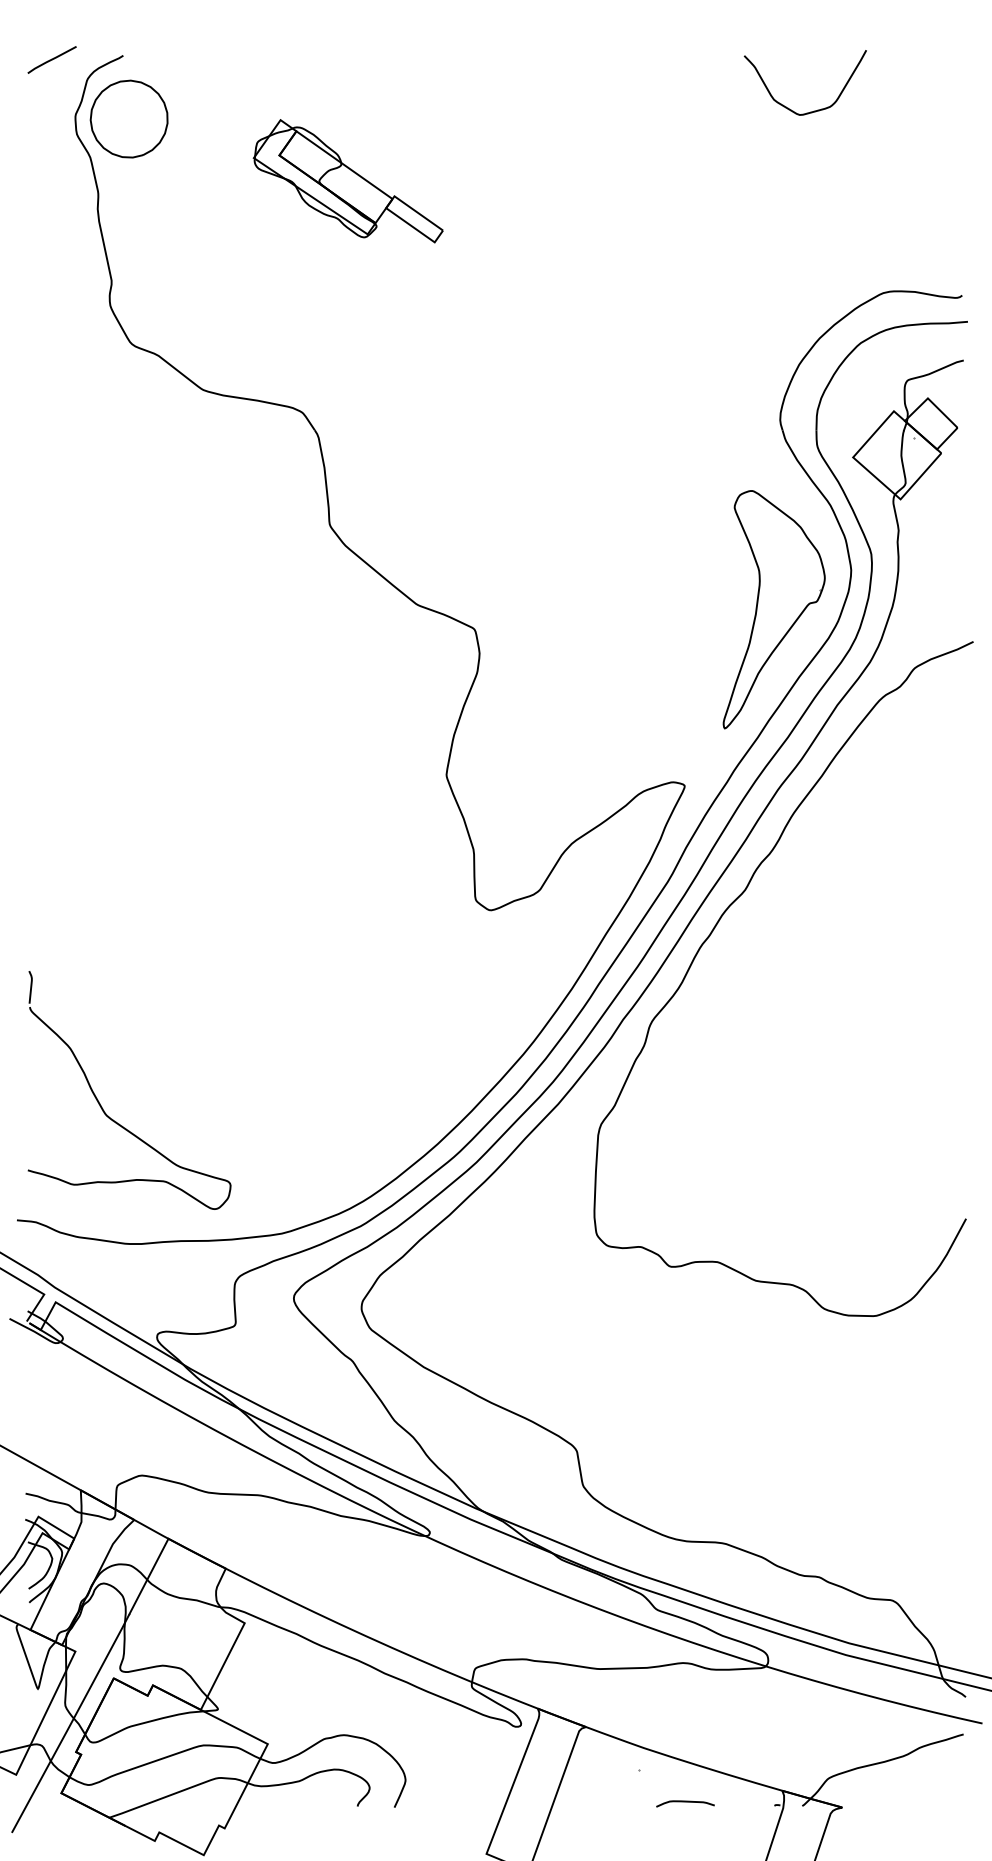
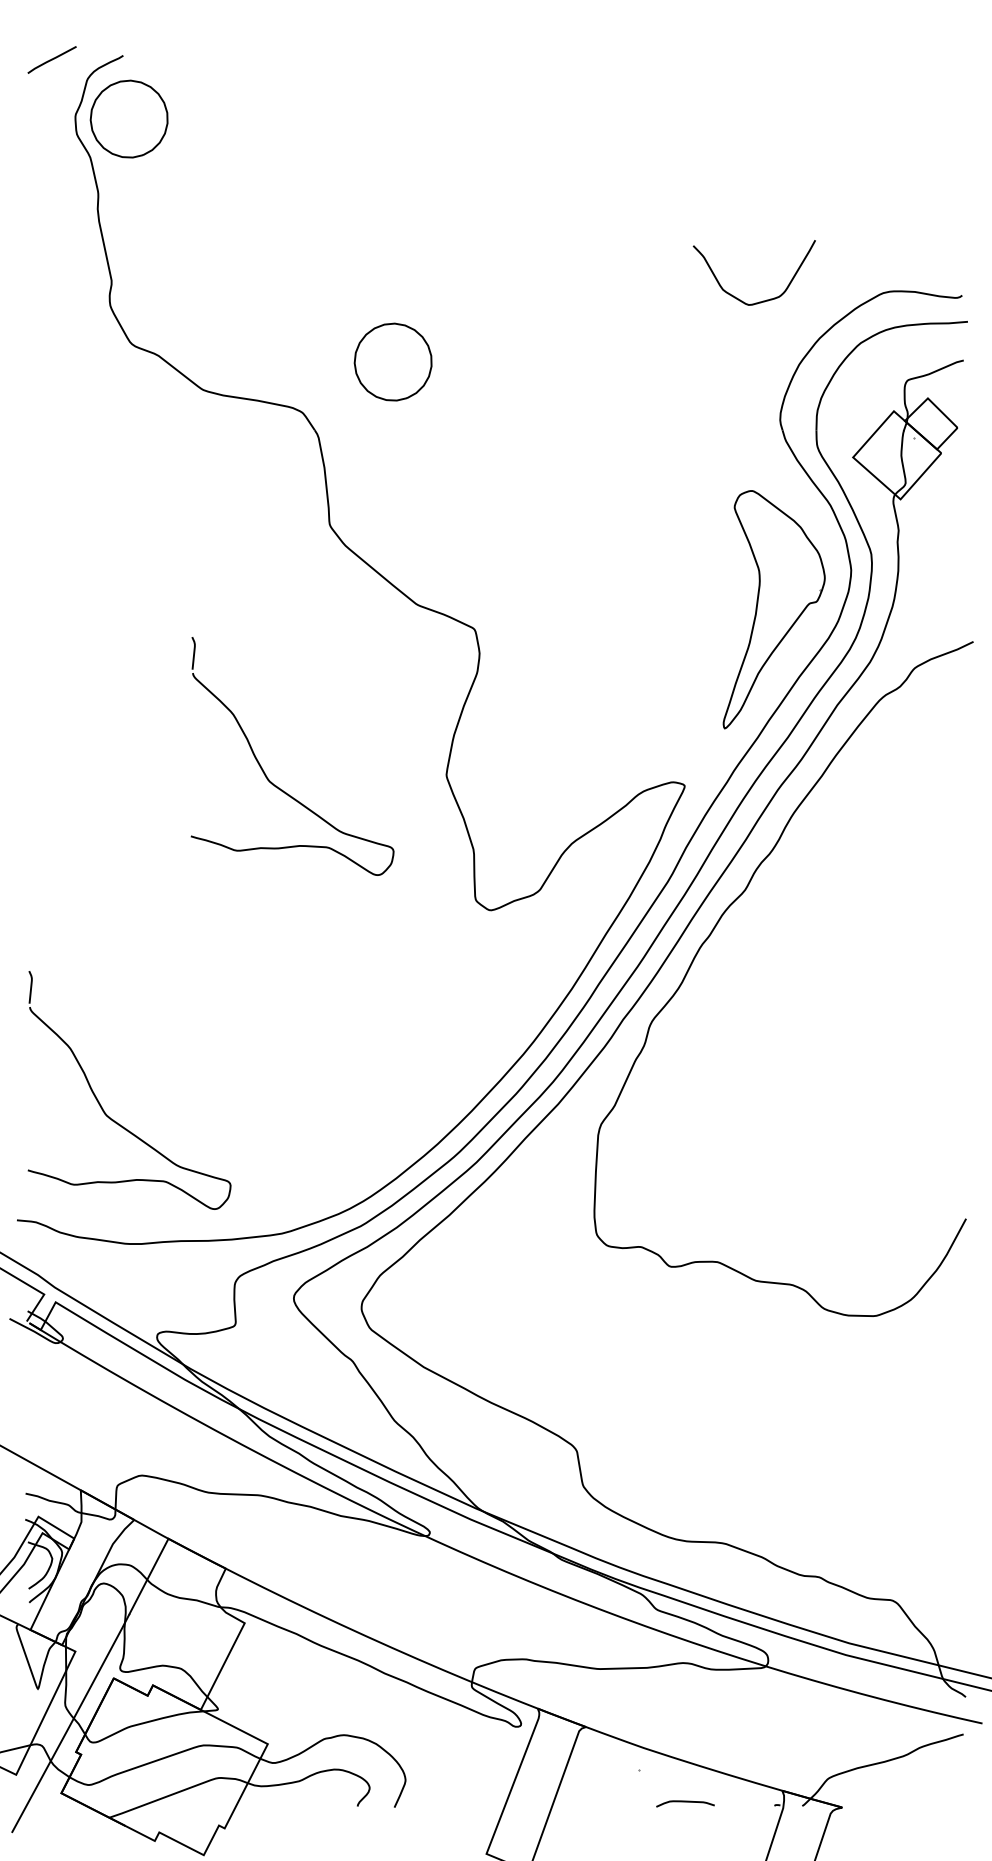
curve position: (810, 111) -> (759, 301) (759, 301)
part: present -> none (347, 181)
part: none -> present (392, 361)
part: none -> present (266, 774)
